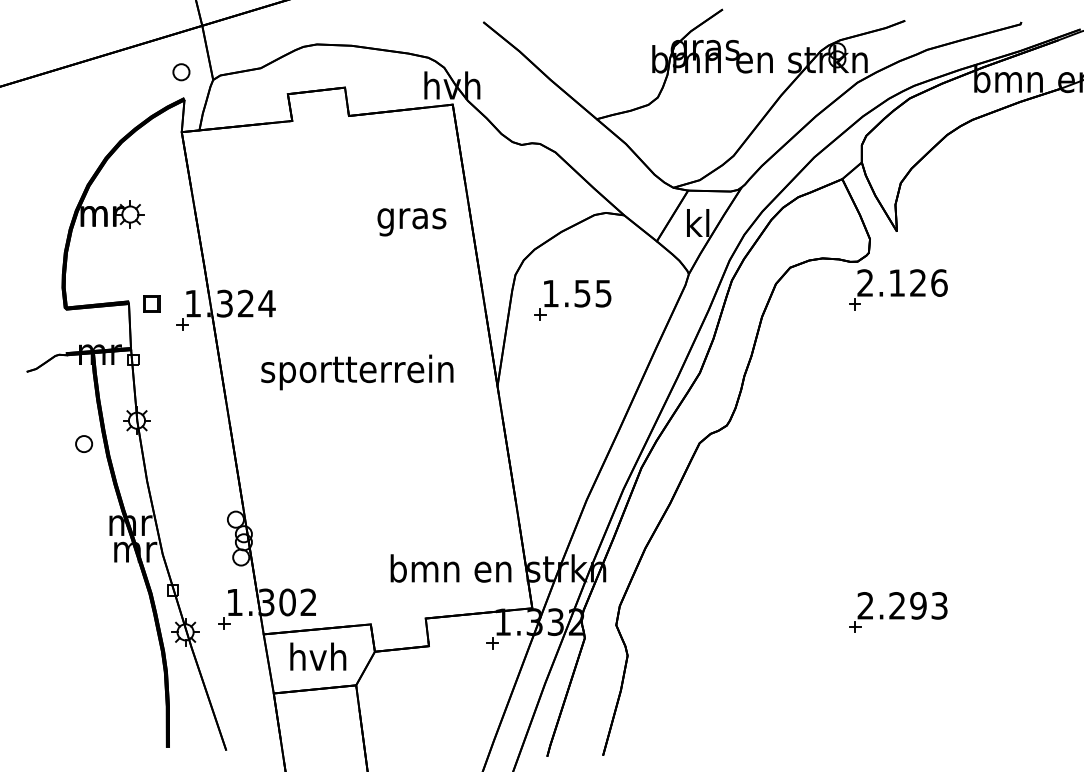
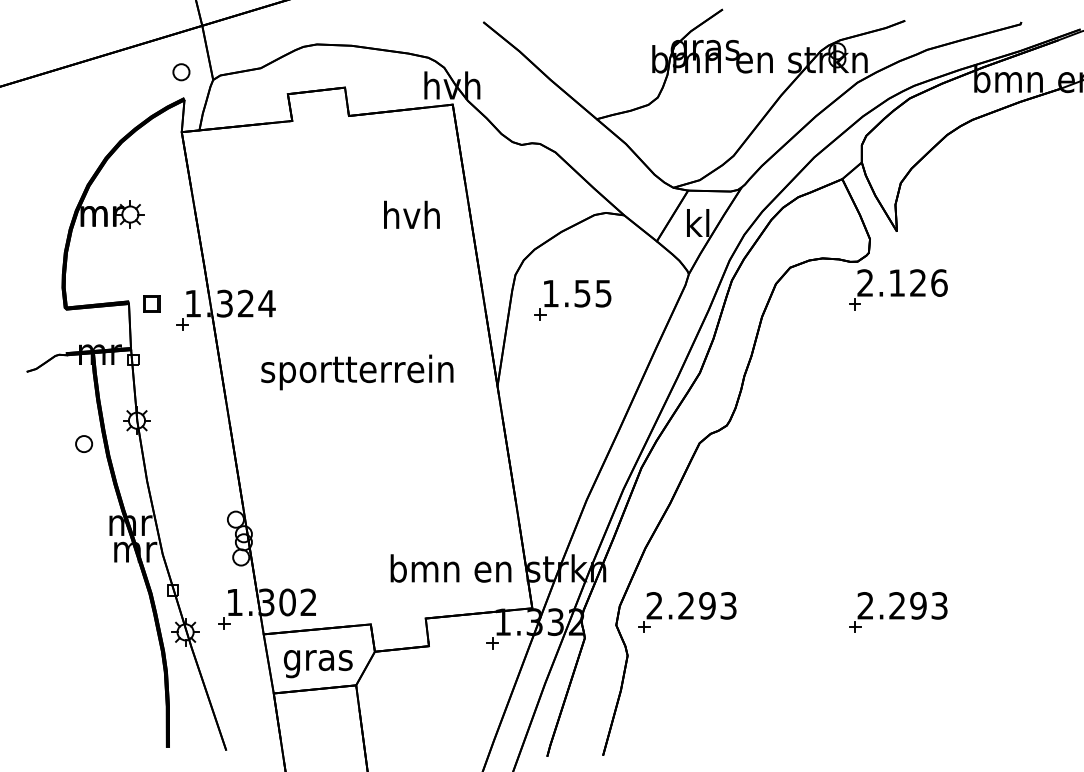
text: gras -> hvh (411, 218)
part: none -> present (687, 612)
text: hvh -> gras (317, 660)
